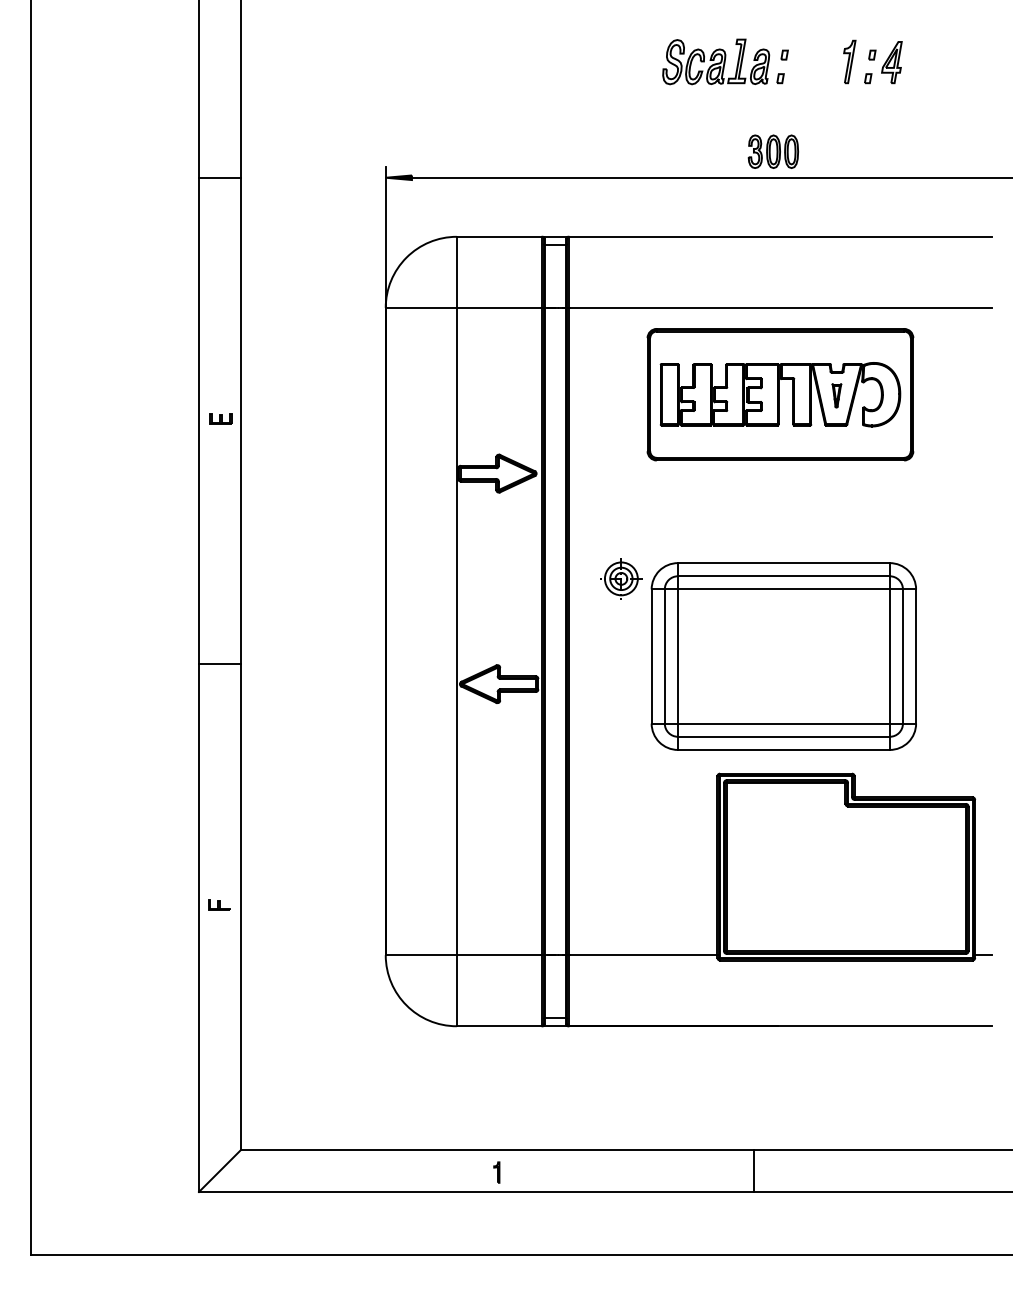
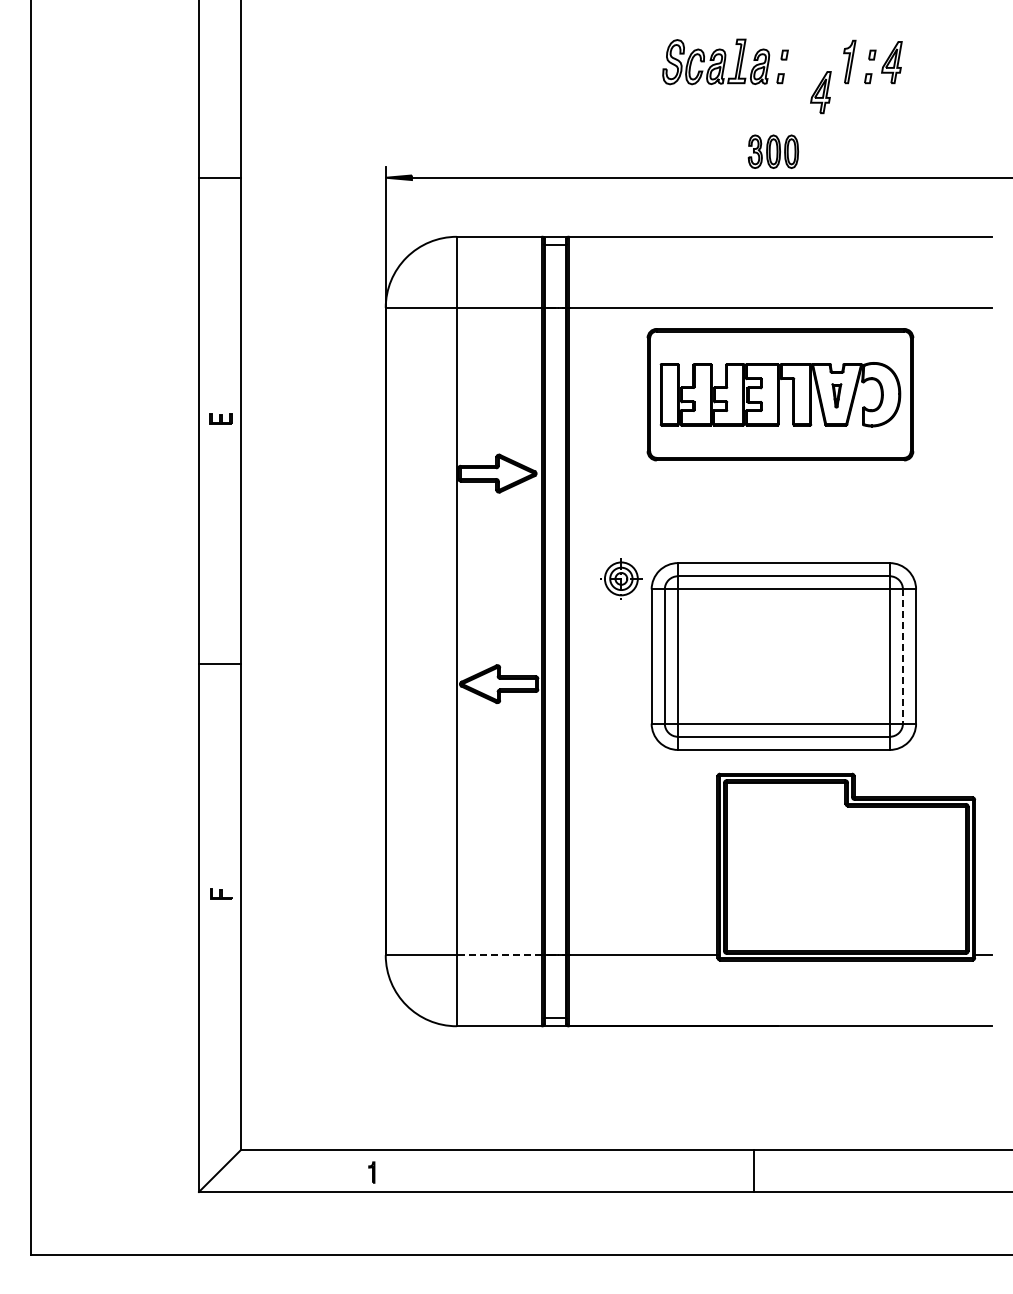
part: none -> present (820, 92)
line: solid -> dashed (902, 657)
part position: (219, 904) -> (221, 893) (221, 893)
line: solid -> dashed (499, 955)
part position: (496, 1172) -> (371, 1172) (371, 1172)
